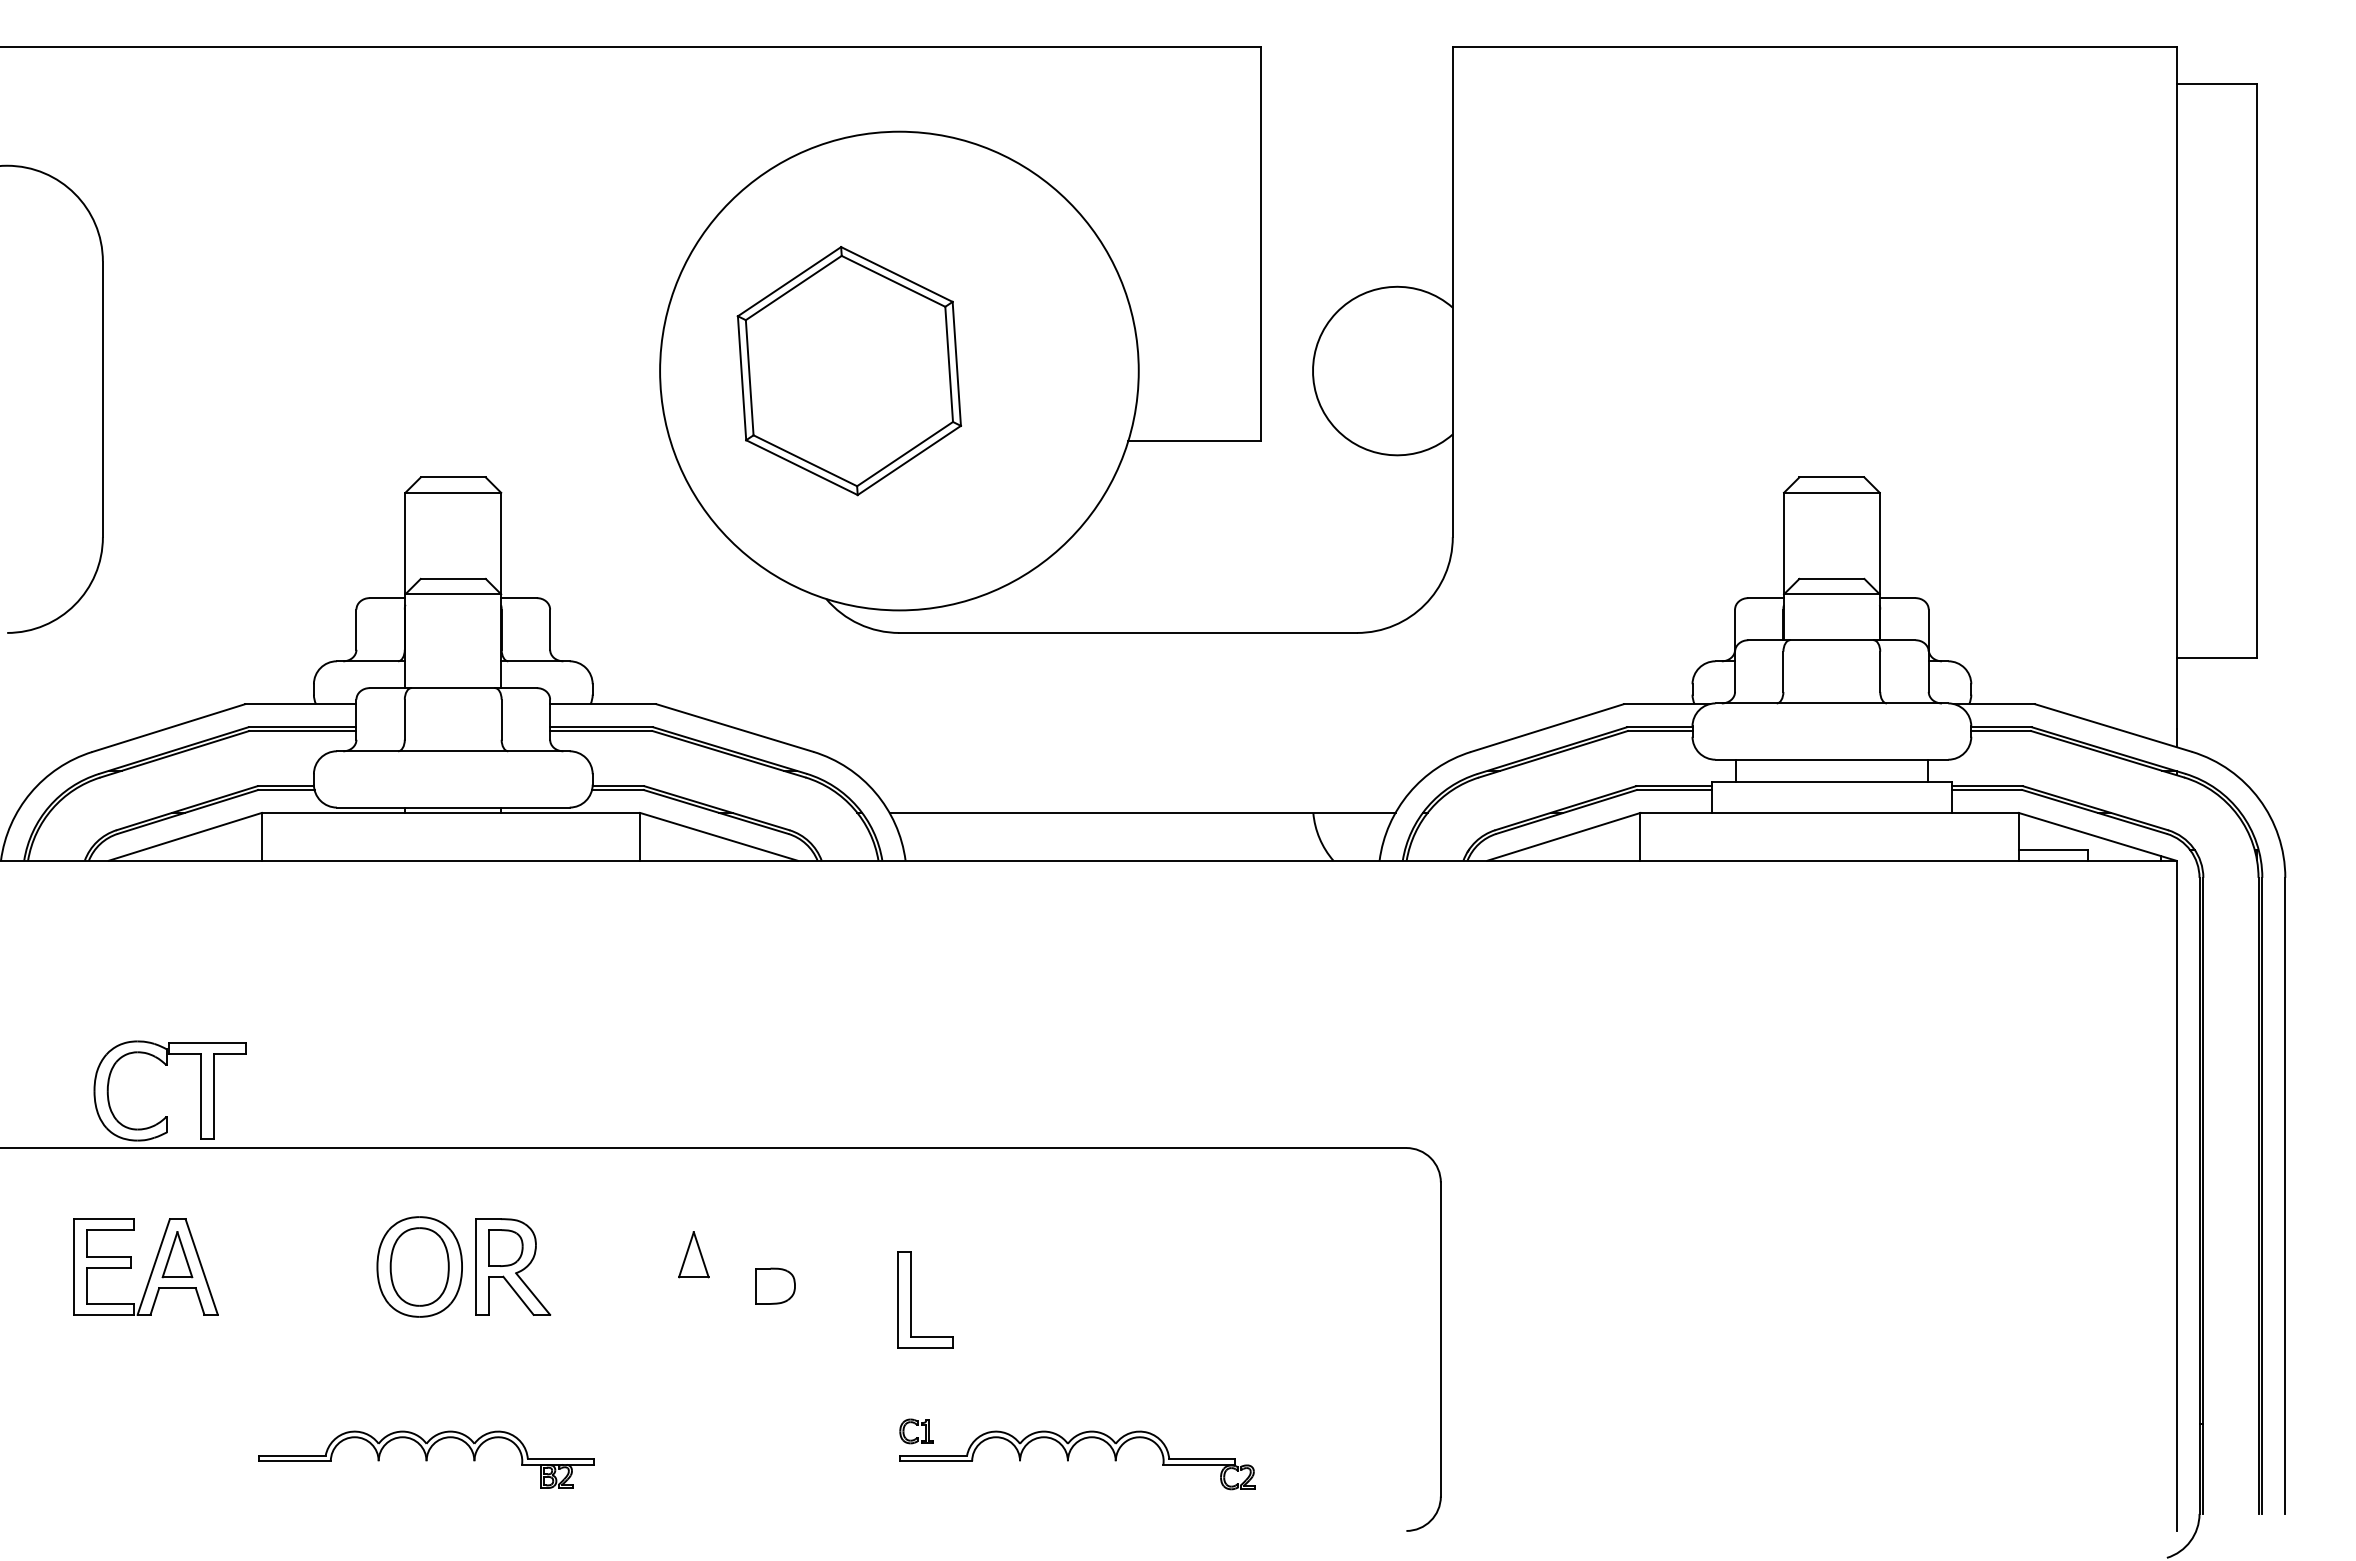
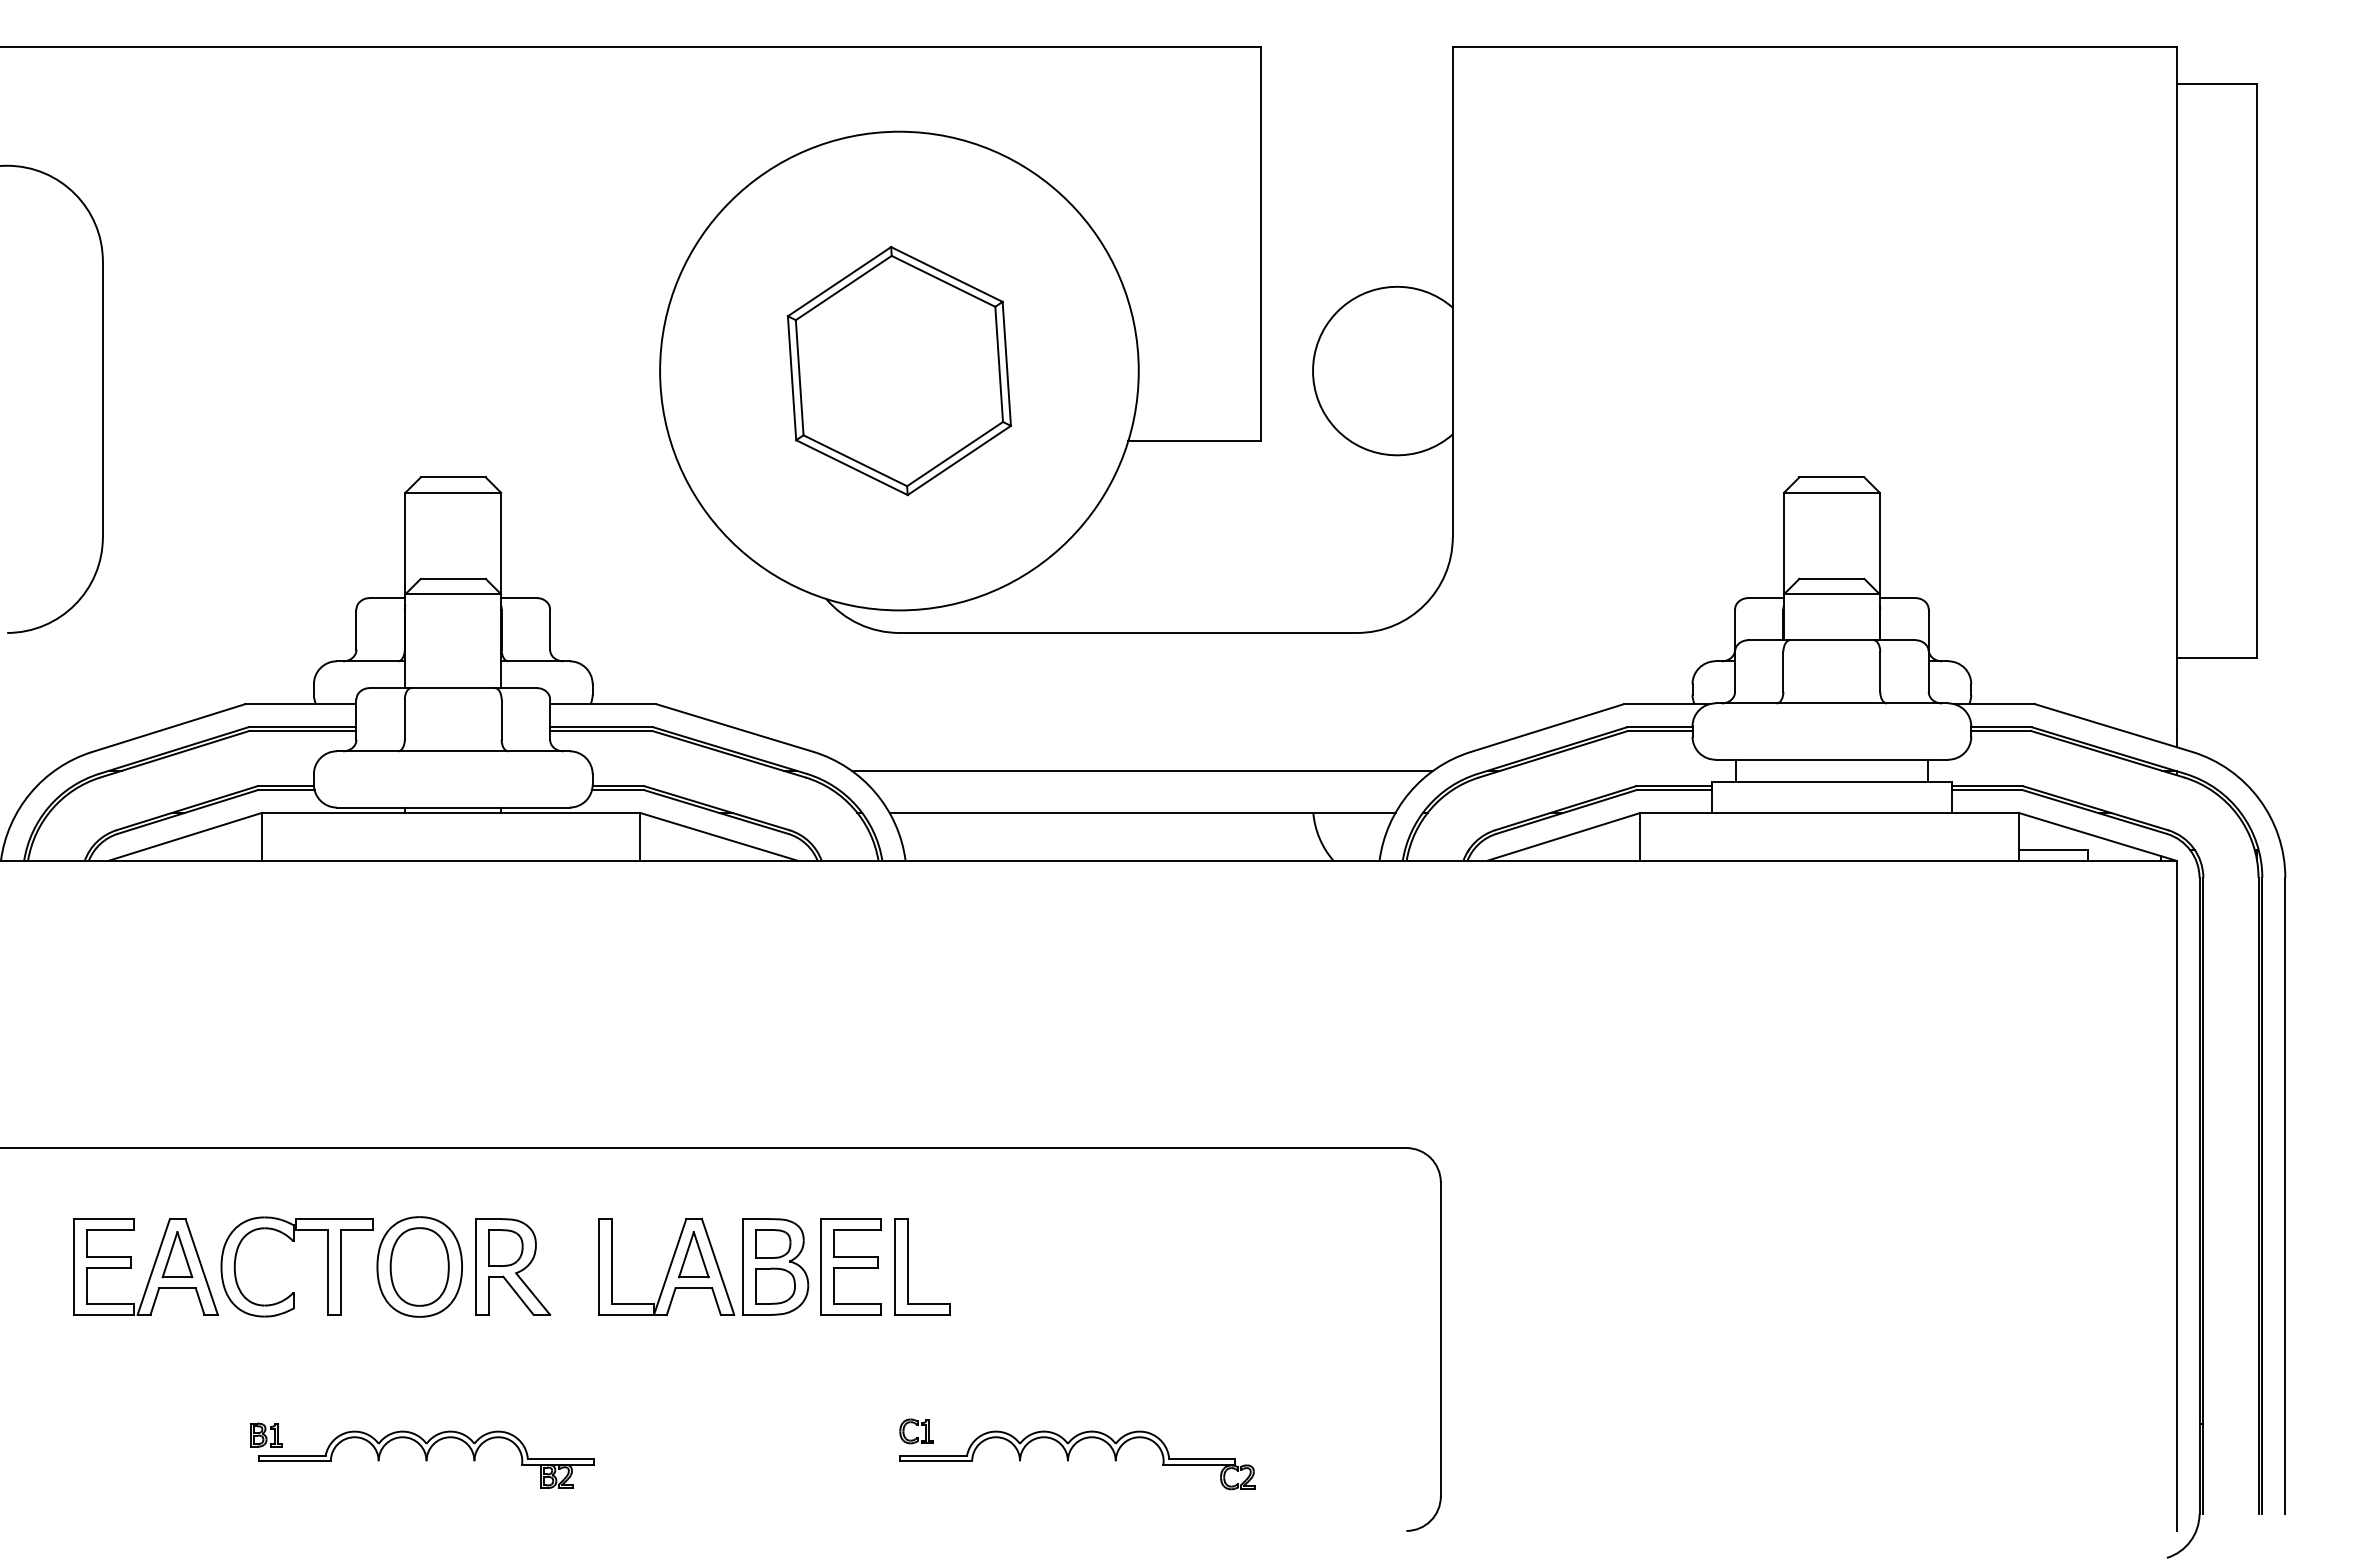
part position: (848, 371) -> (898, 371) (898, 371)
line: none -> present (1142, 770)
part position: (167, 1065) -> (294, 1241) (294, 1241)
part: none -> present (703, 1266)
part: none -> present (850, 1266)
part position: (911, 1299) -> (908, 1266) (908, 1266)
part: none -> present (266, 1434)
